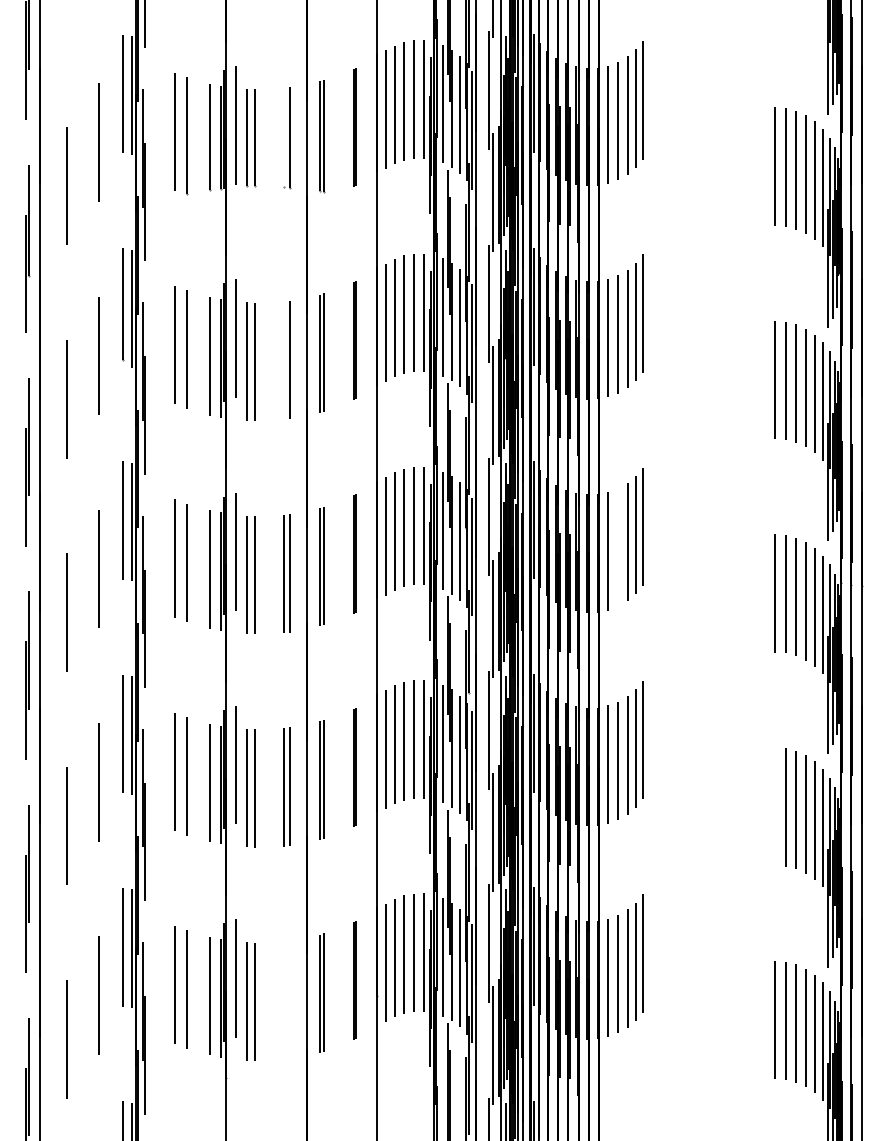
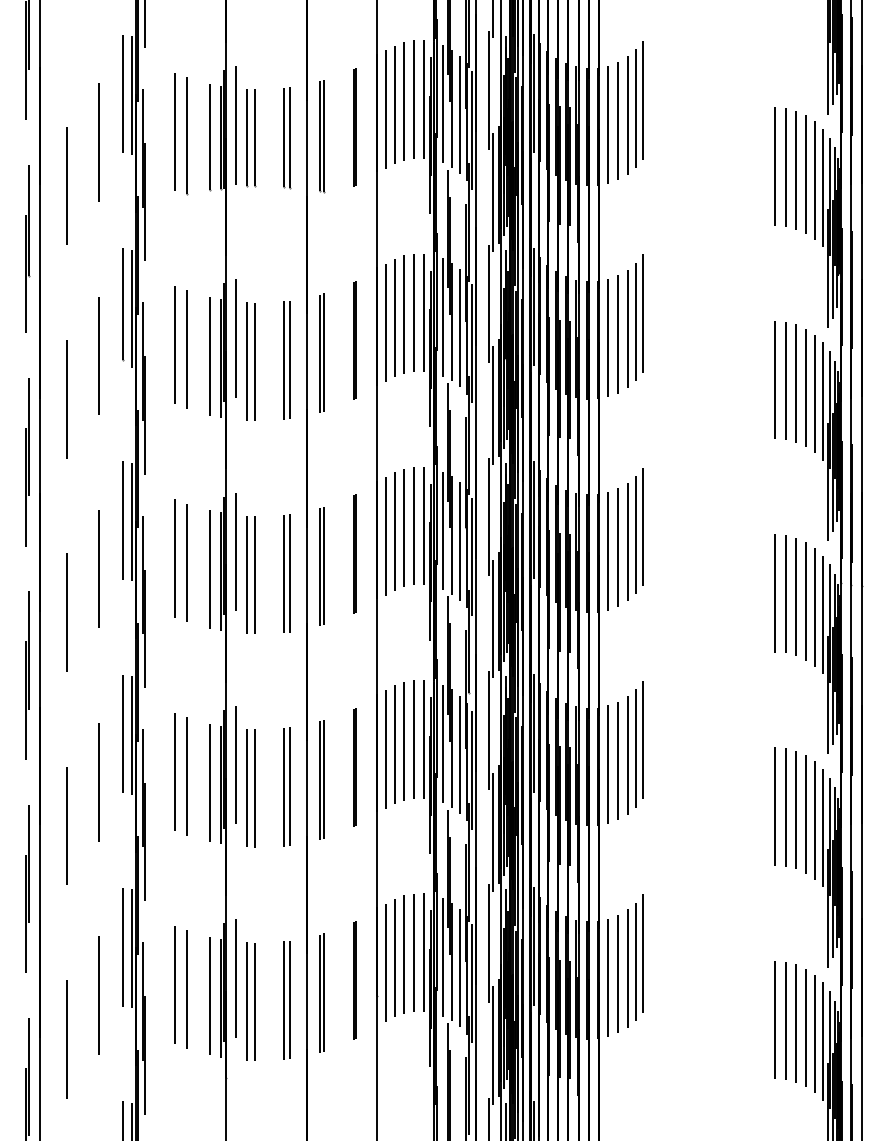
line: none -> present (283, 137)
line: none -> present (283, 360)
line: none -> present (617, 547)
line: none -> present (775, 806)
part: none -> present (286, 1000)
